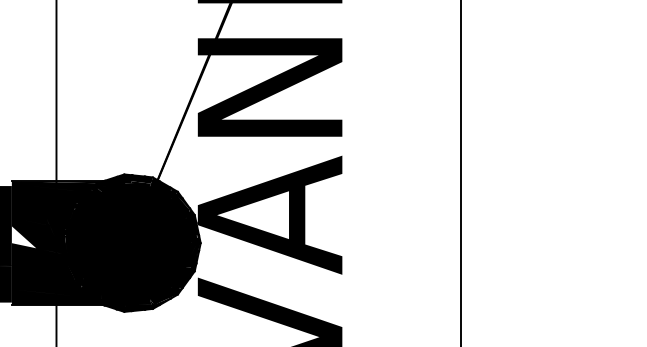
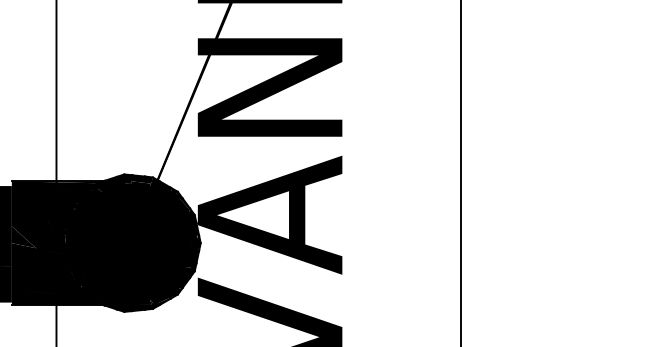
fill: none -> present (23, 237)
